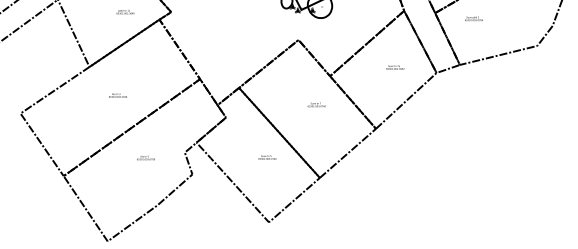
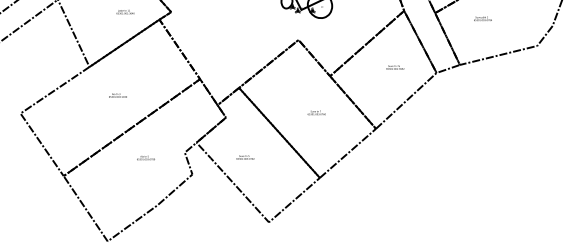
text position: (473, 18) -> (482, 18) (482, 18)
text position: (316, 104) -> (316, 112) (316, 112)
text position: (267, 157) -> (245, 157) (245, 157)
